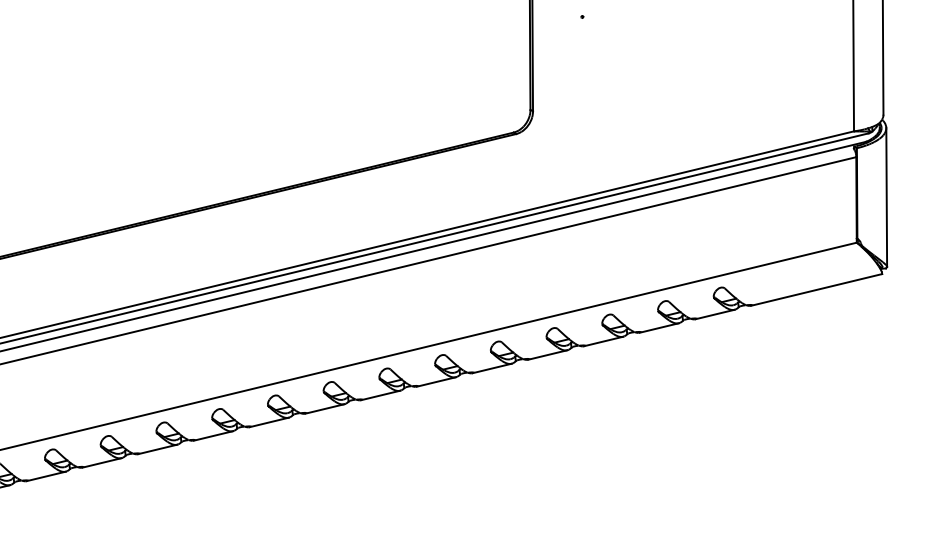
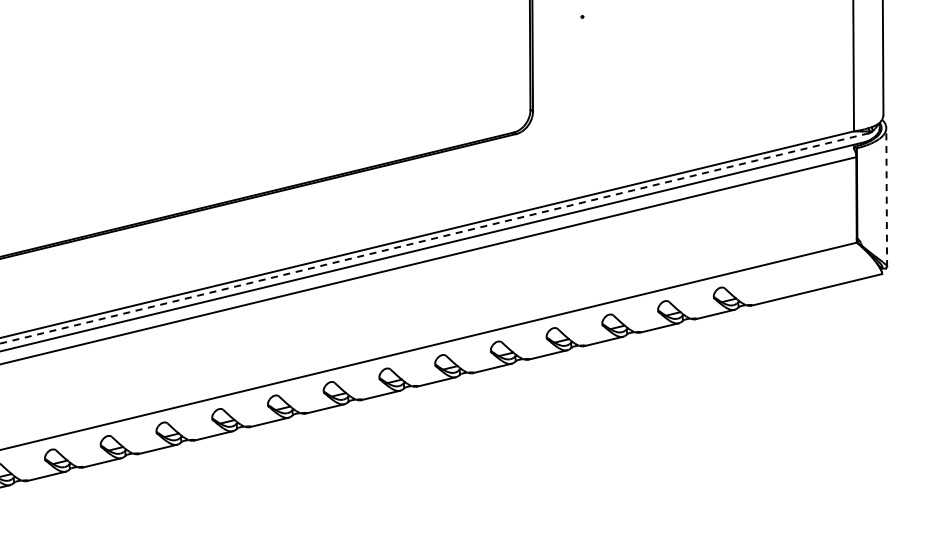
line: solid -> dashed (886, 197)
line: solid -> dashed (434, 238)
